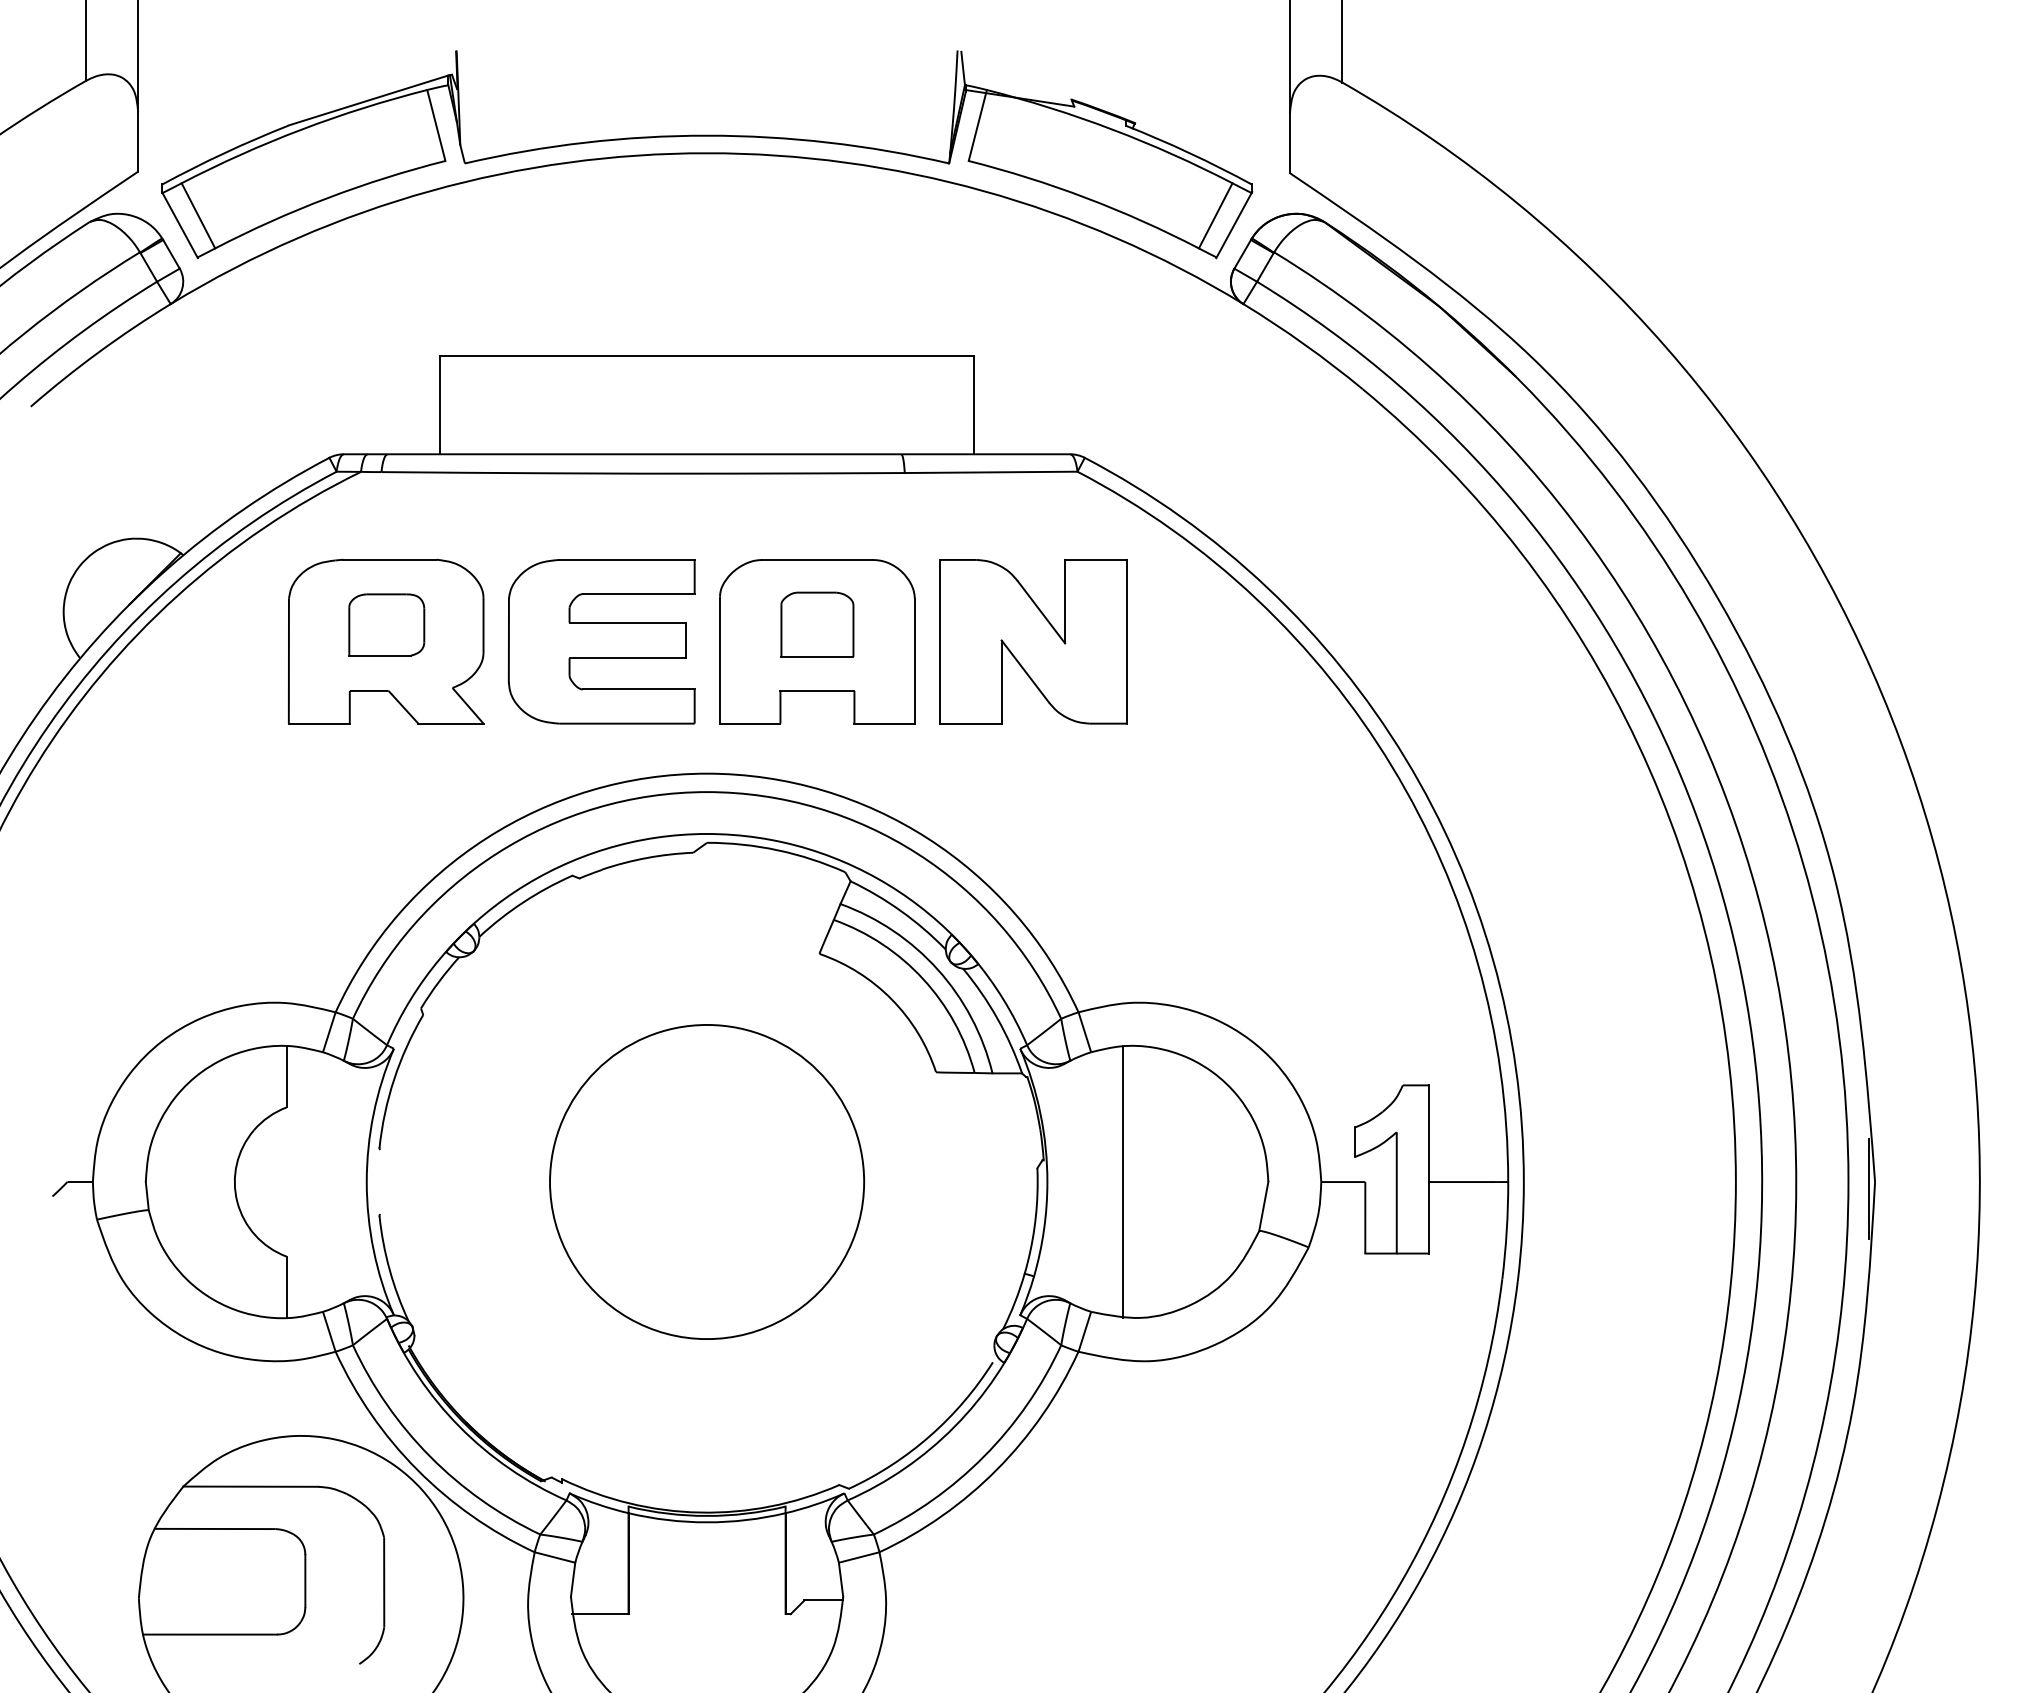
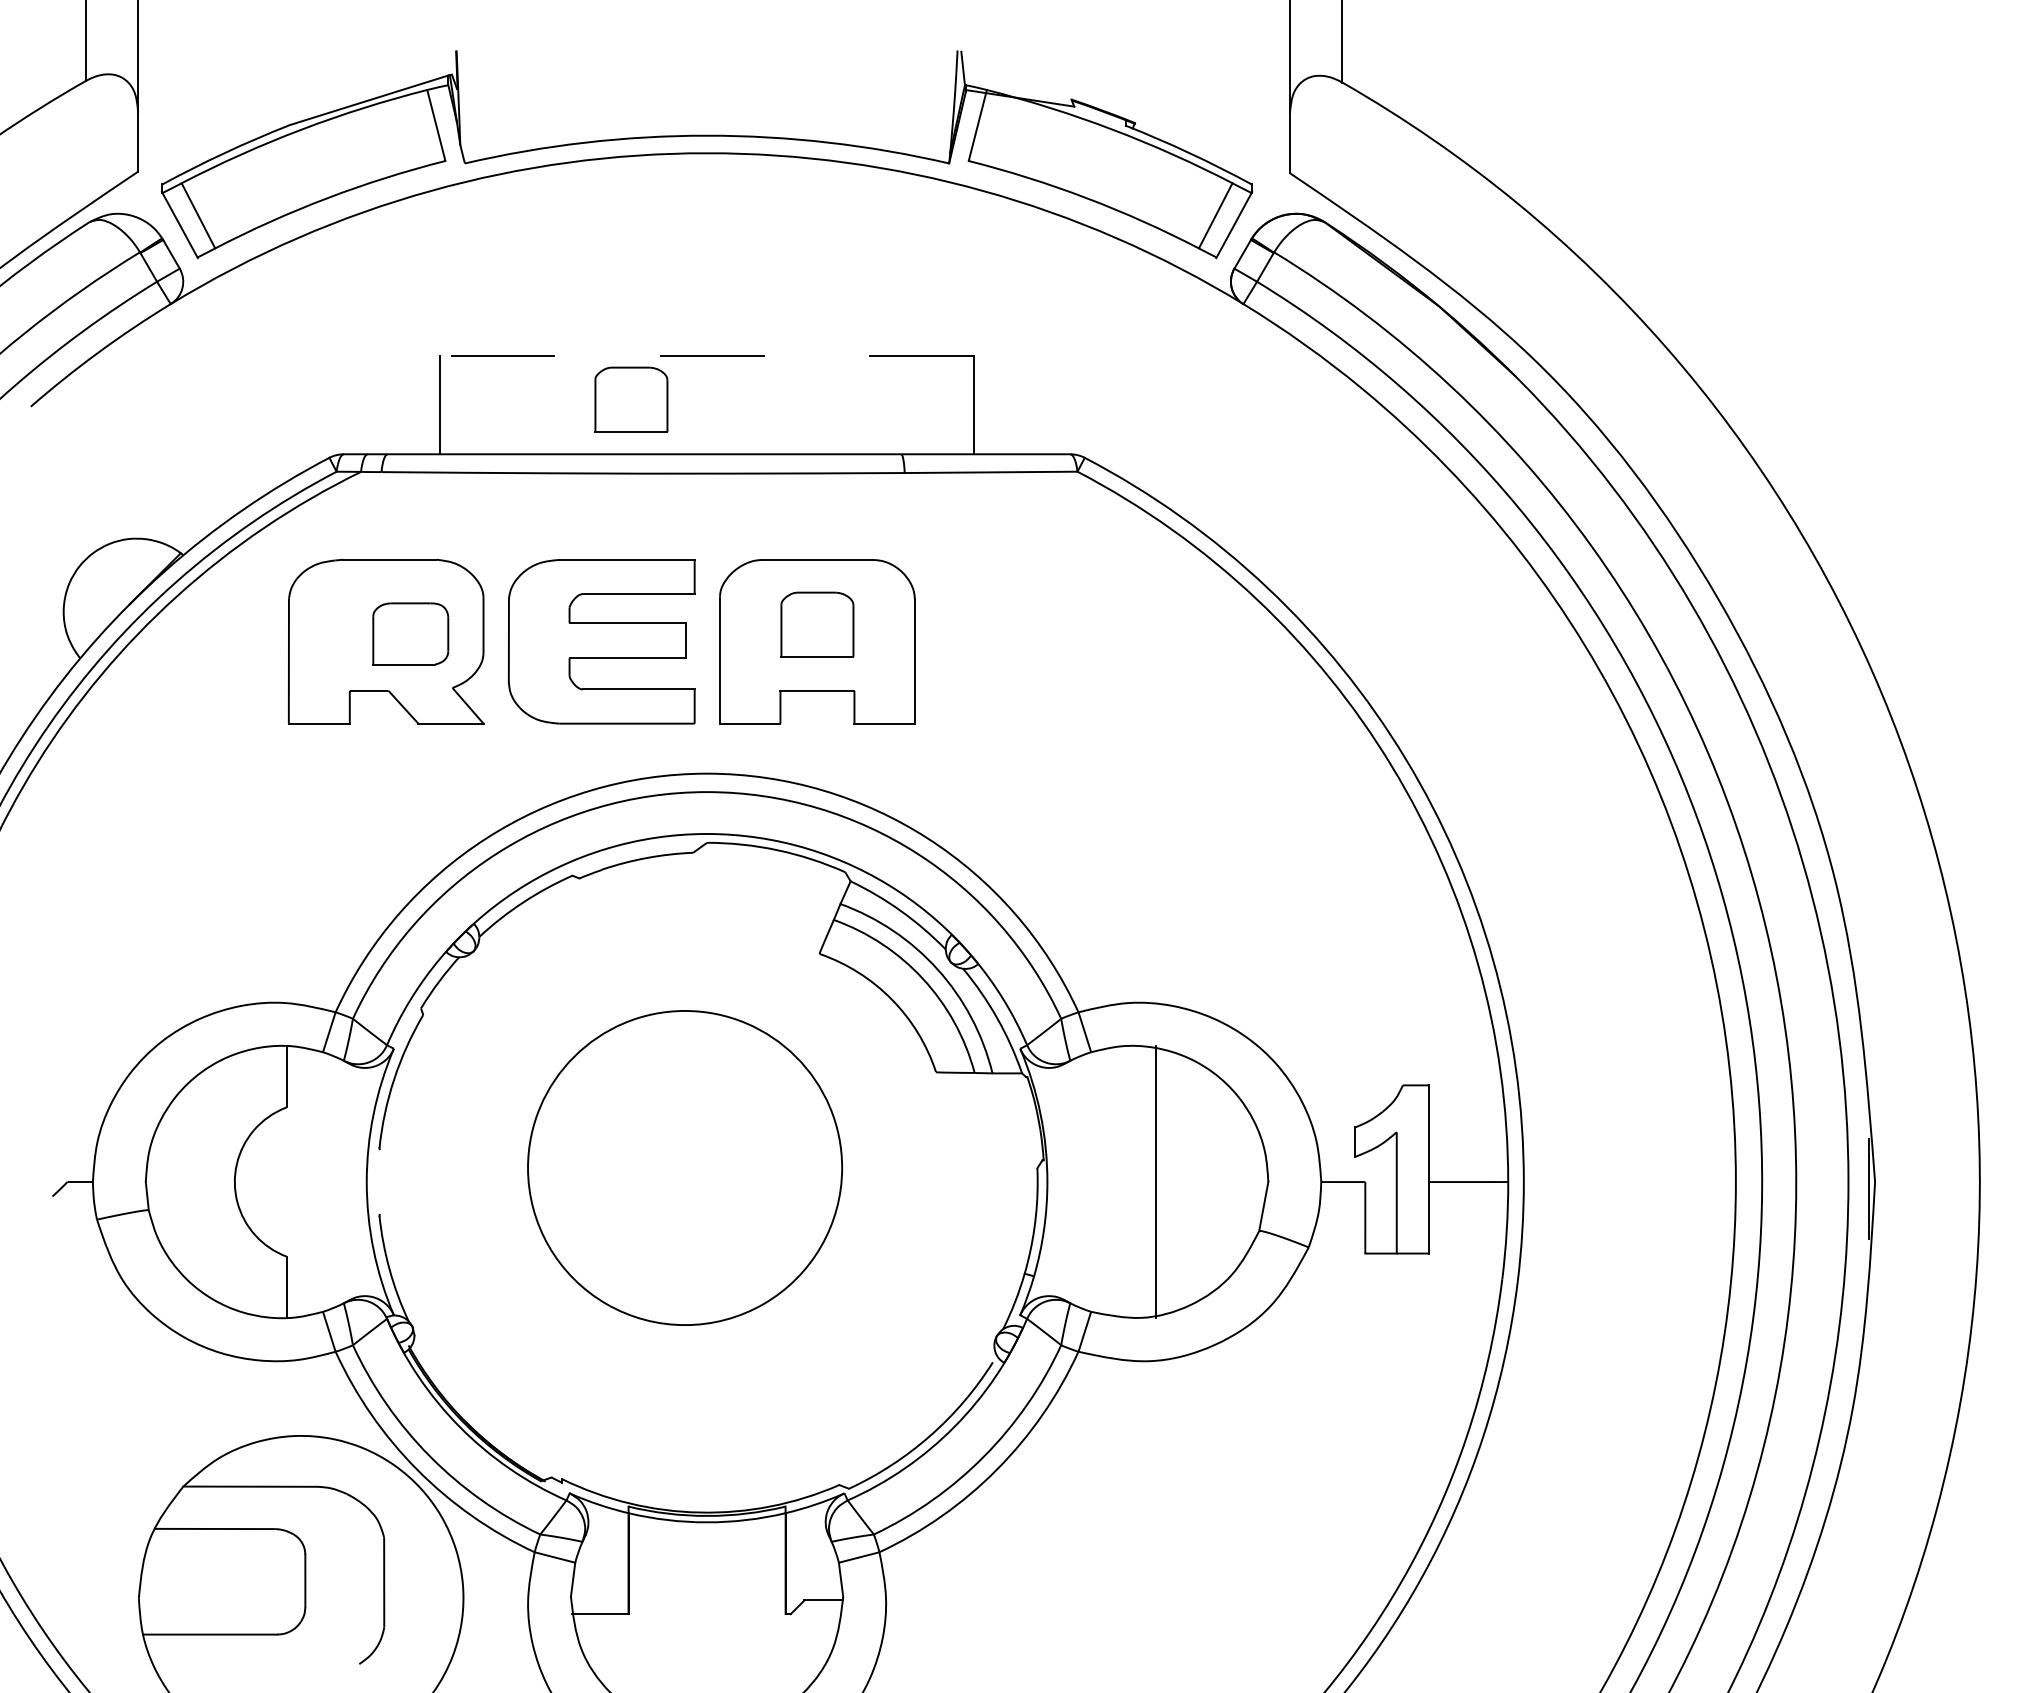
line: solid -> dashed (706, 355)
part: none -> present (631, 399)
part position: (386, 624) -> (410, 633) (410, 633)
part: present -> none (1033, 641)
part position: (707, 1181) -> (685, 1167) (685, 1167)
line position: (1122, 1181) -> (1155, 1181) (1155, 1181)
